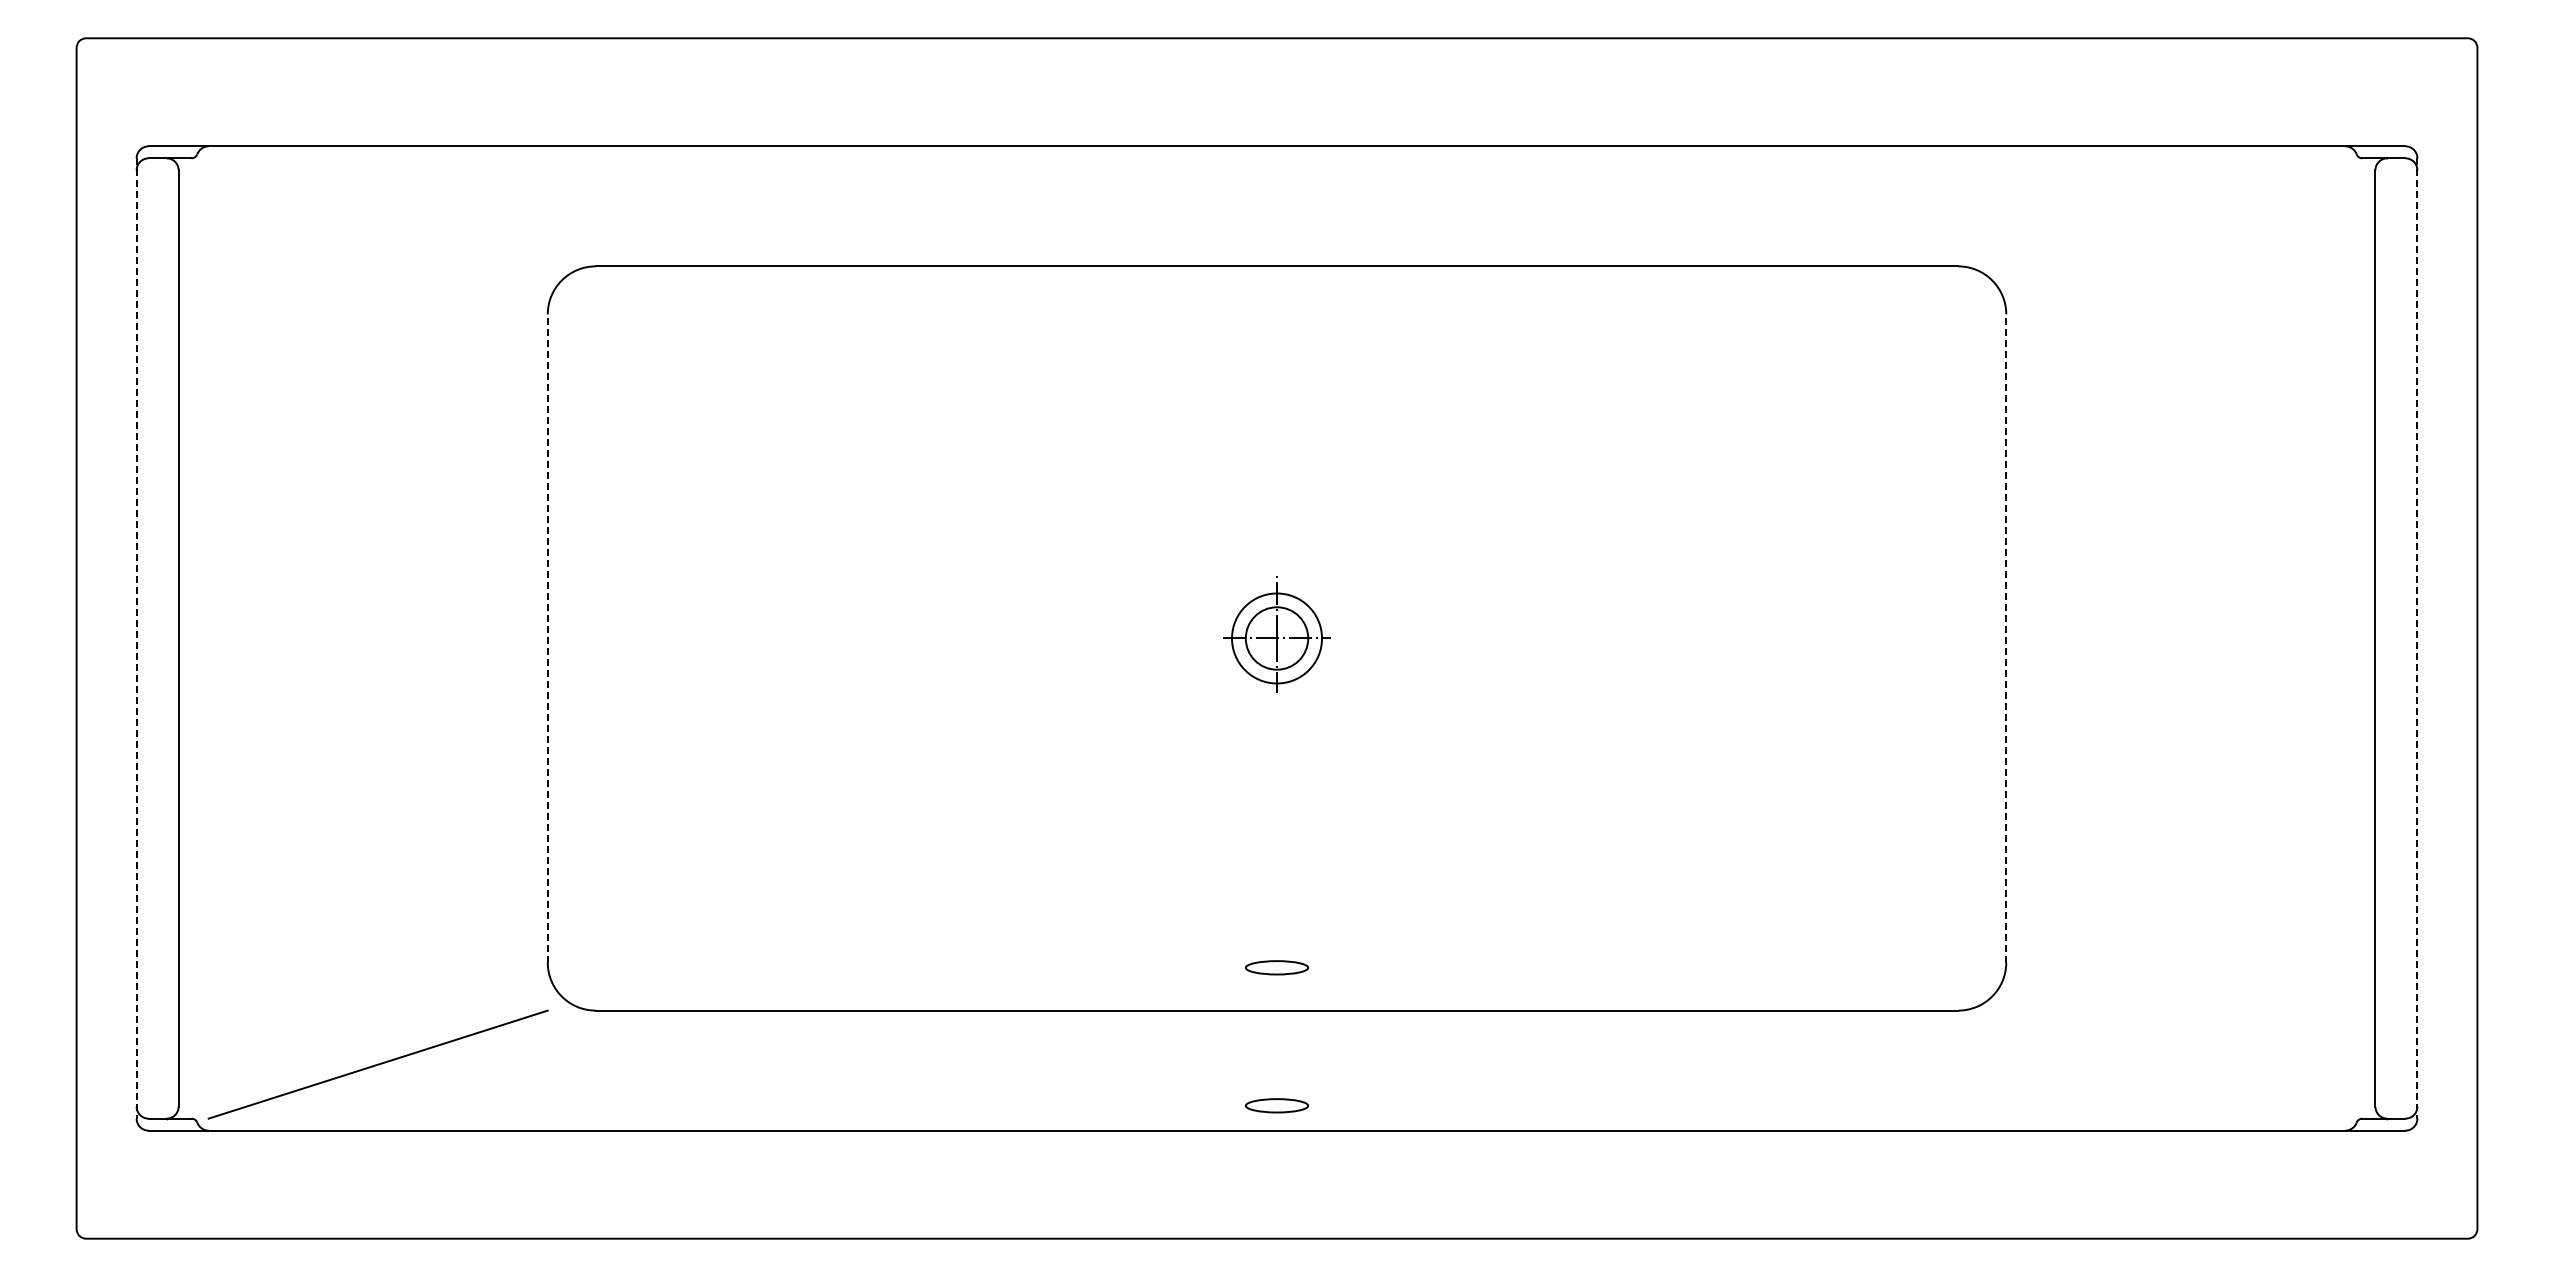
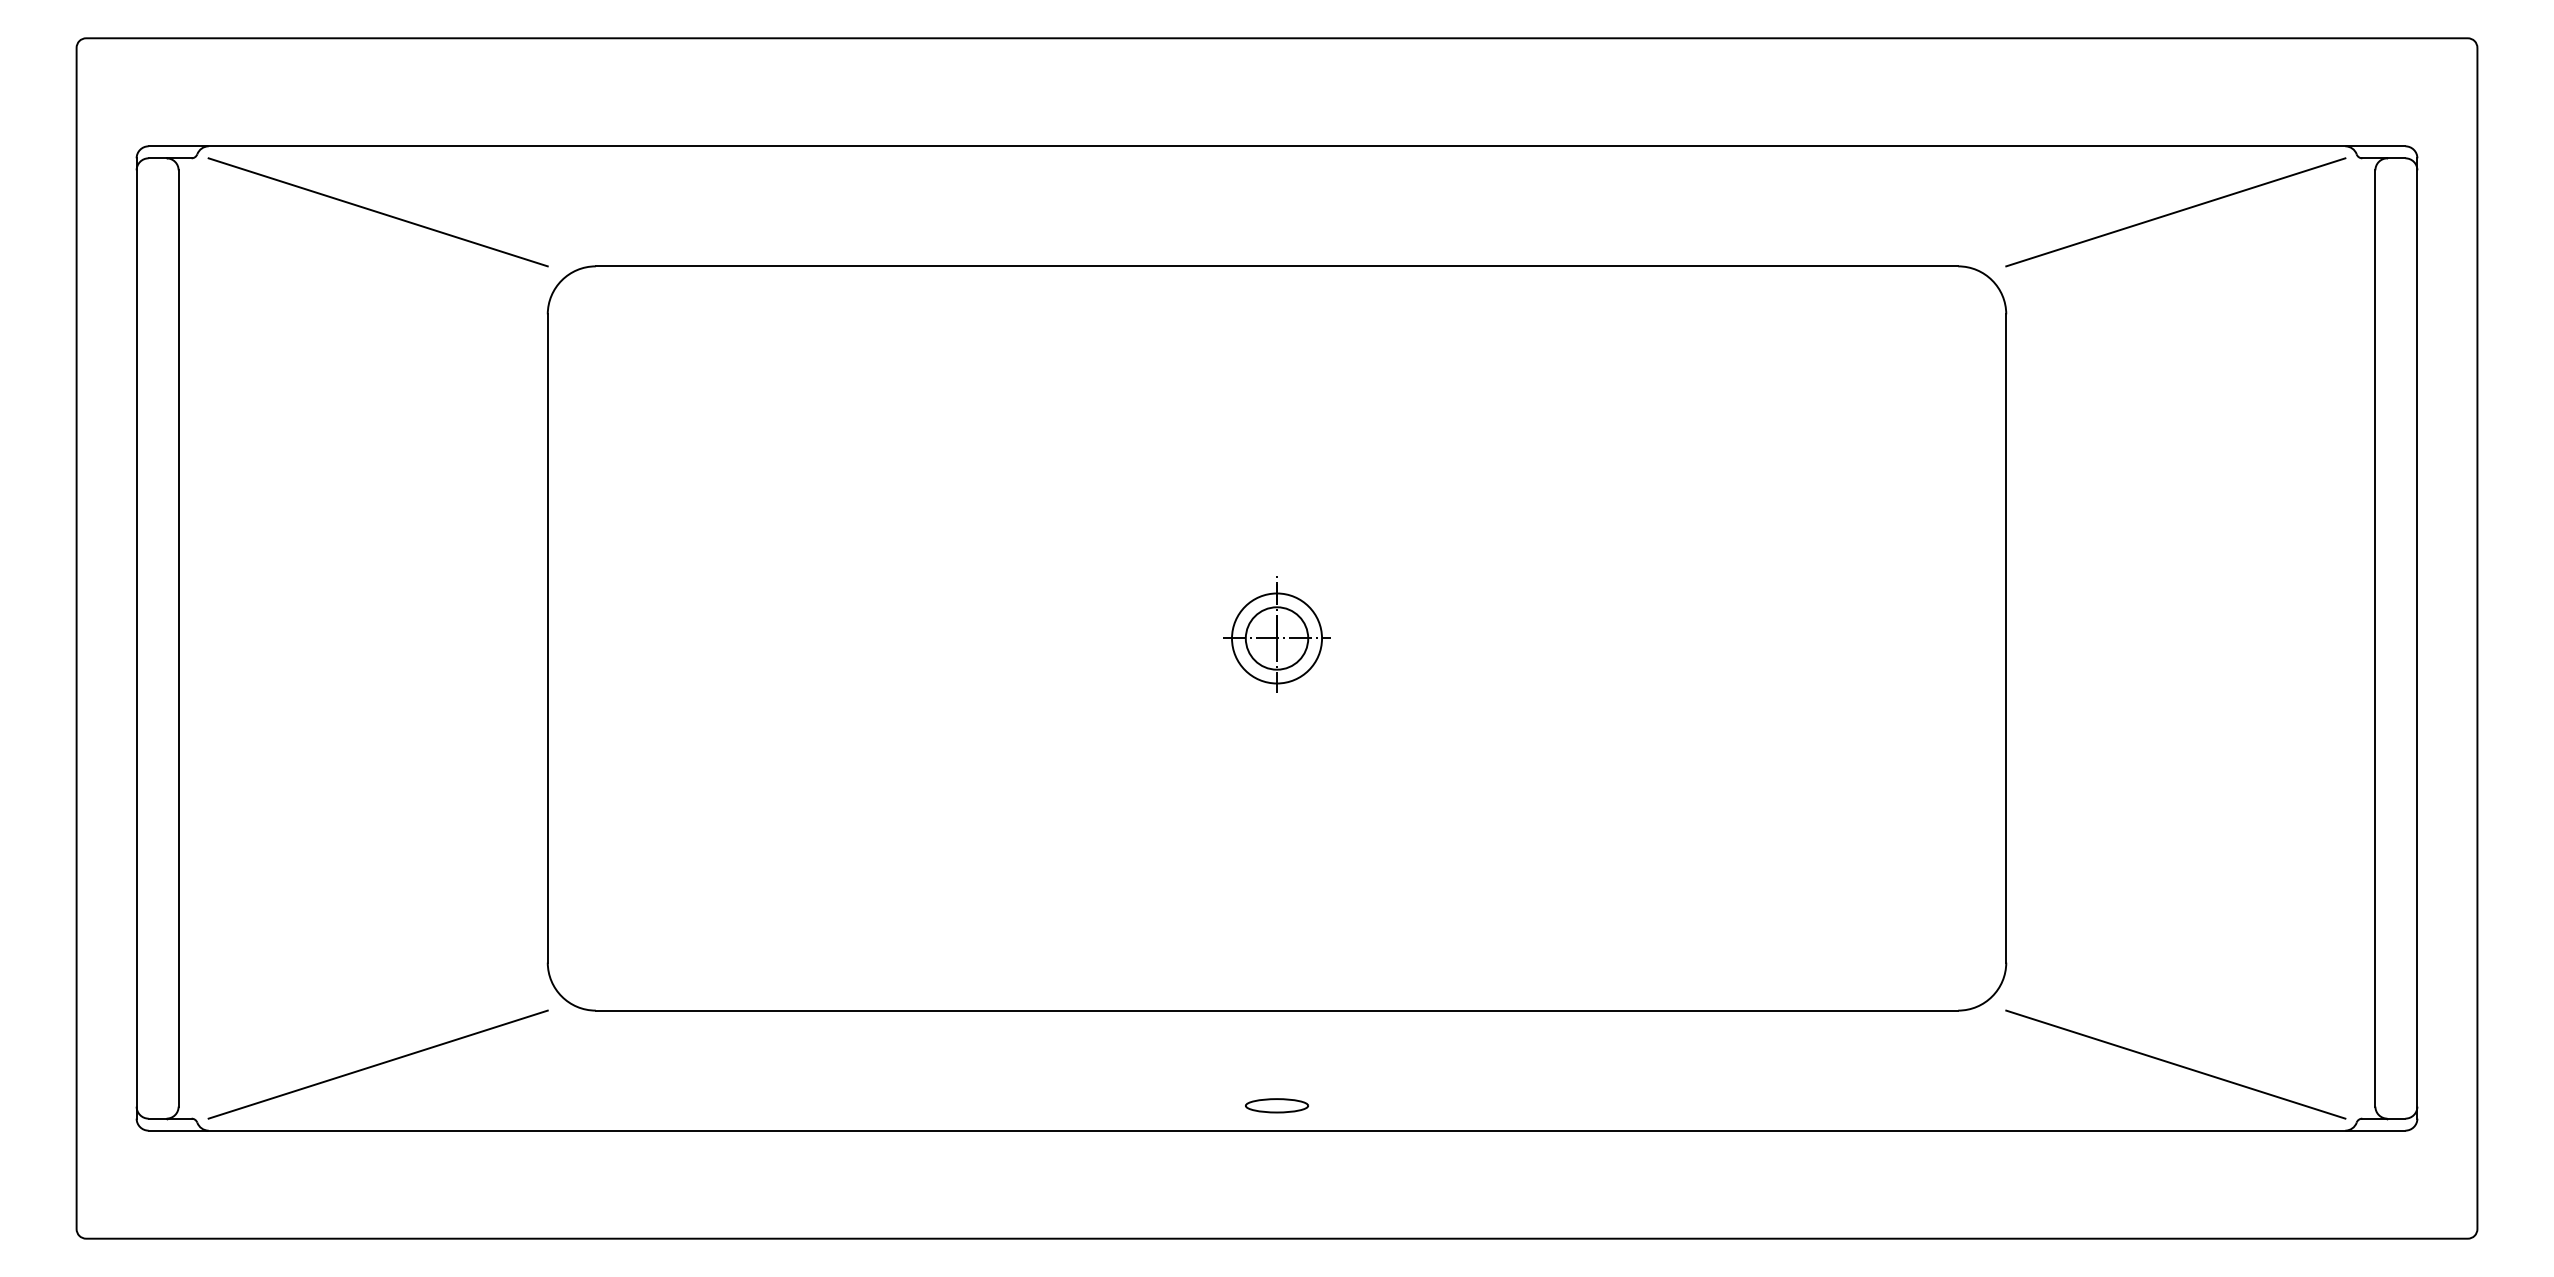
line: none -> present (377, 212)
line: none -> present (2175, 212)
line: dashed -> solid (136, 638)
line: dashed -> solid (547, 638)
line: dashed -> solid (2006, 638)
line: dashed -> solid (2417, 638)
part: present -> none (1276, 967)
line: none -> present (2175, 1064)
